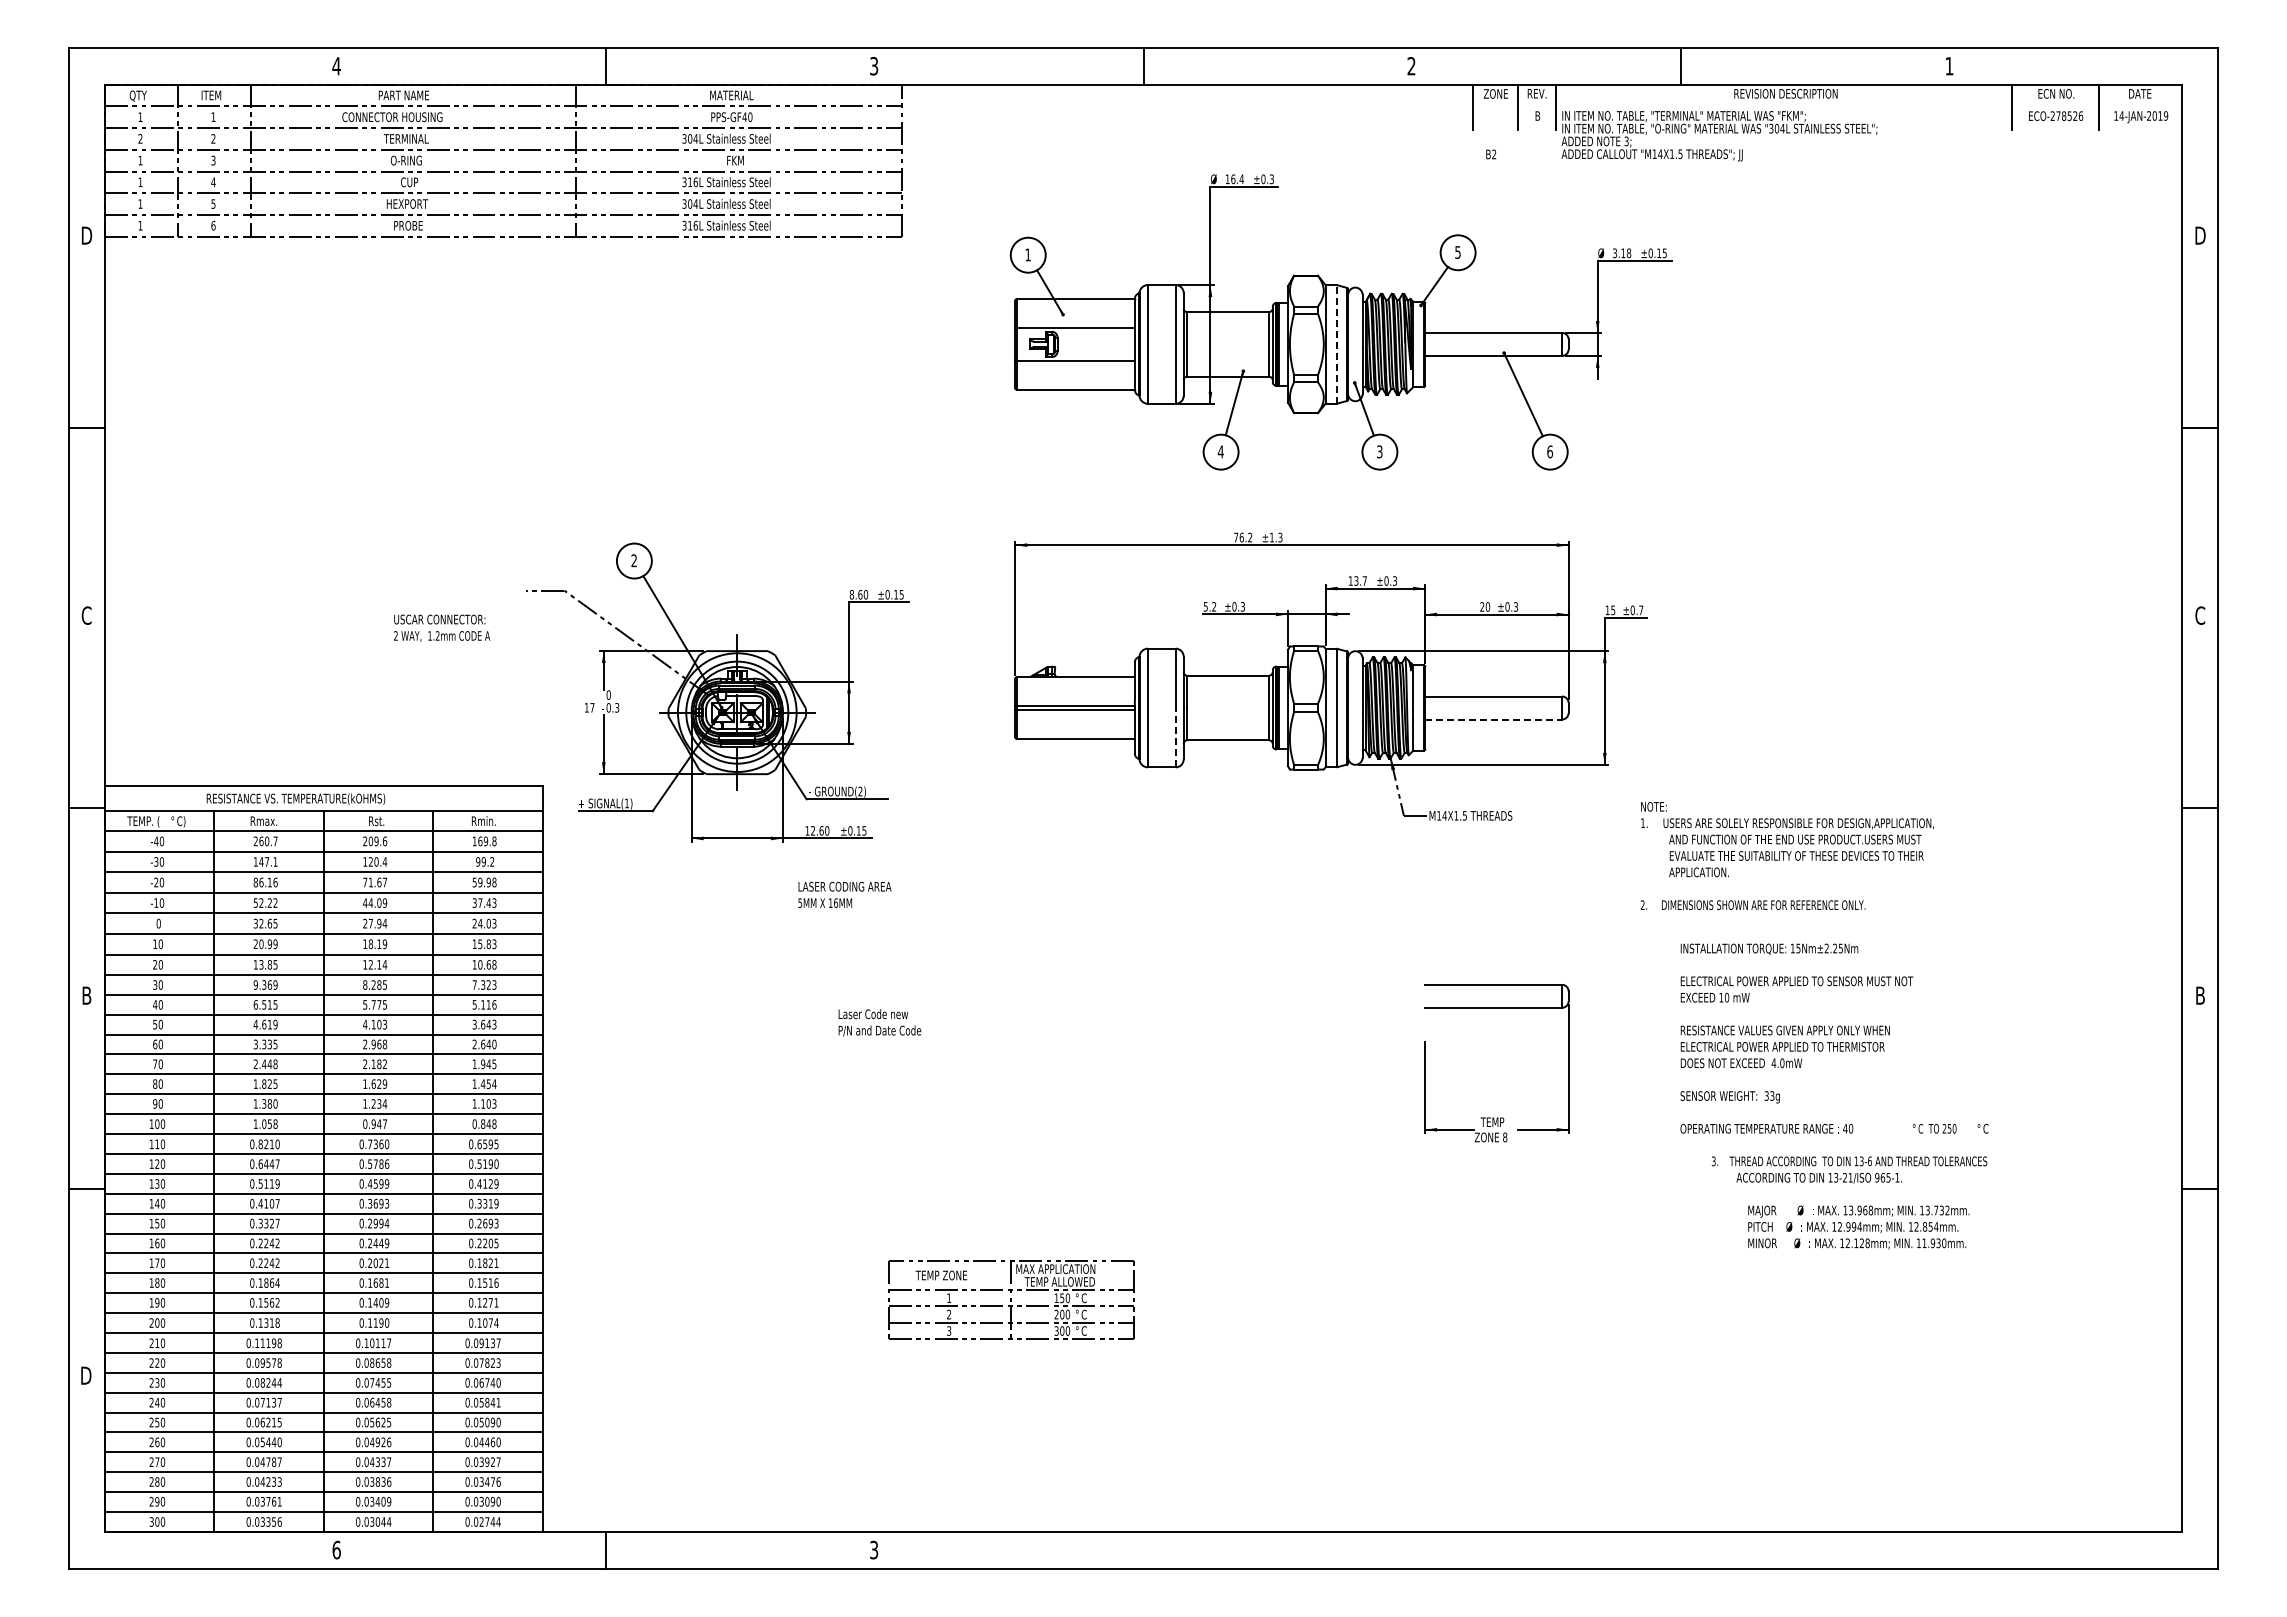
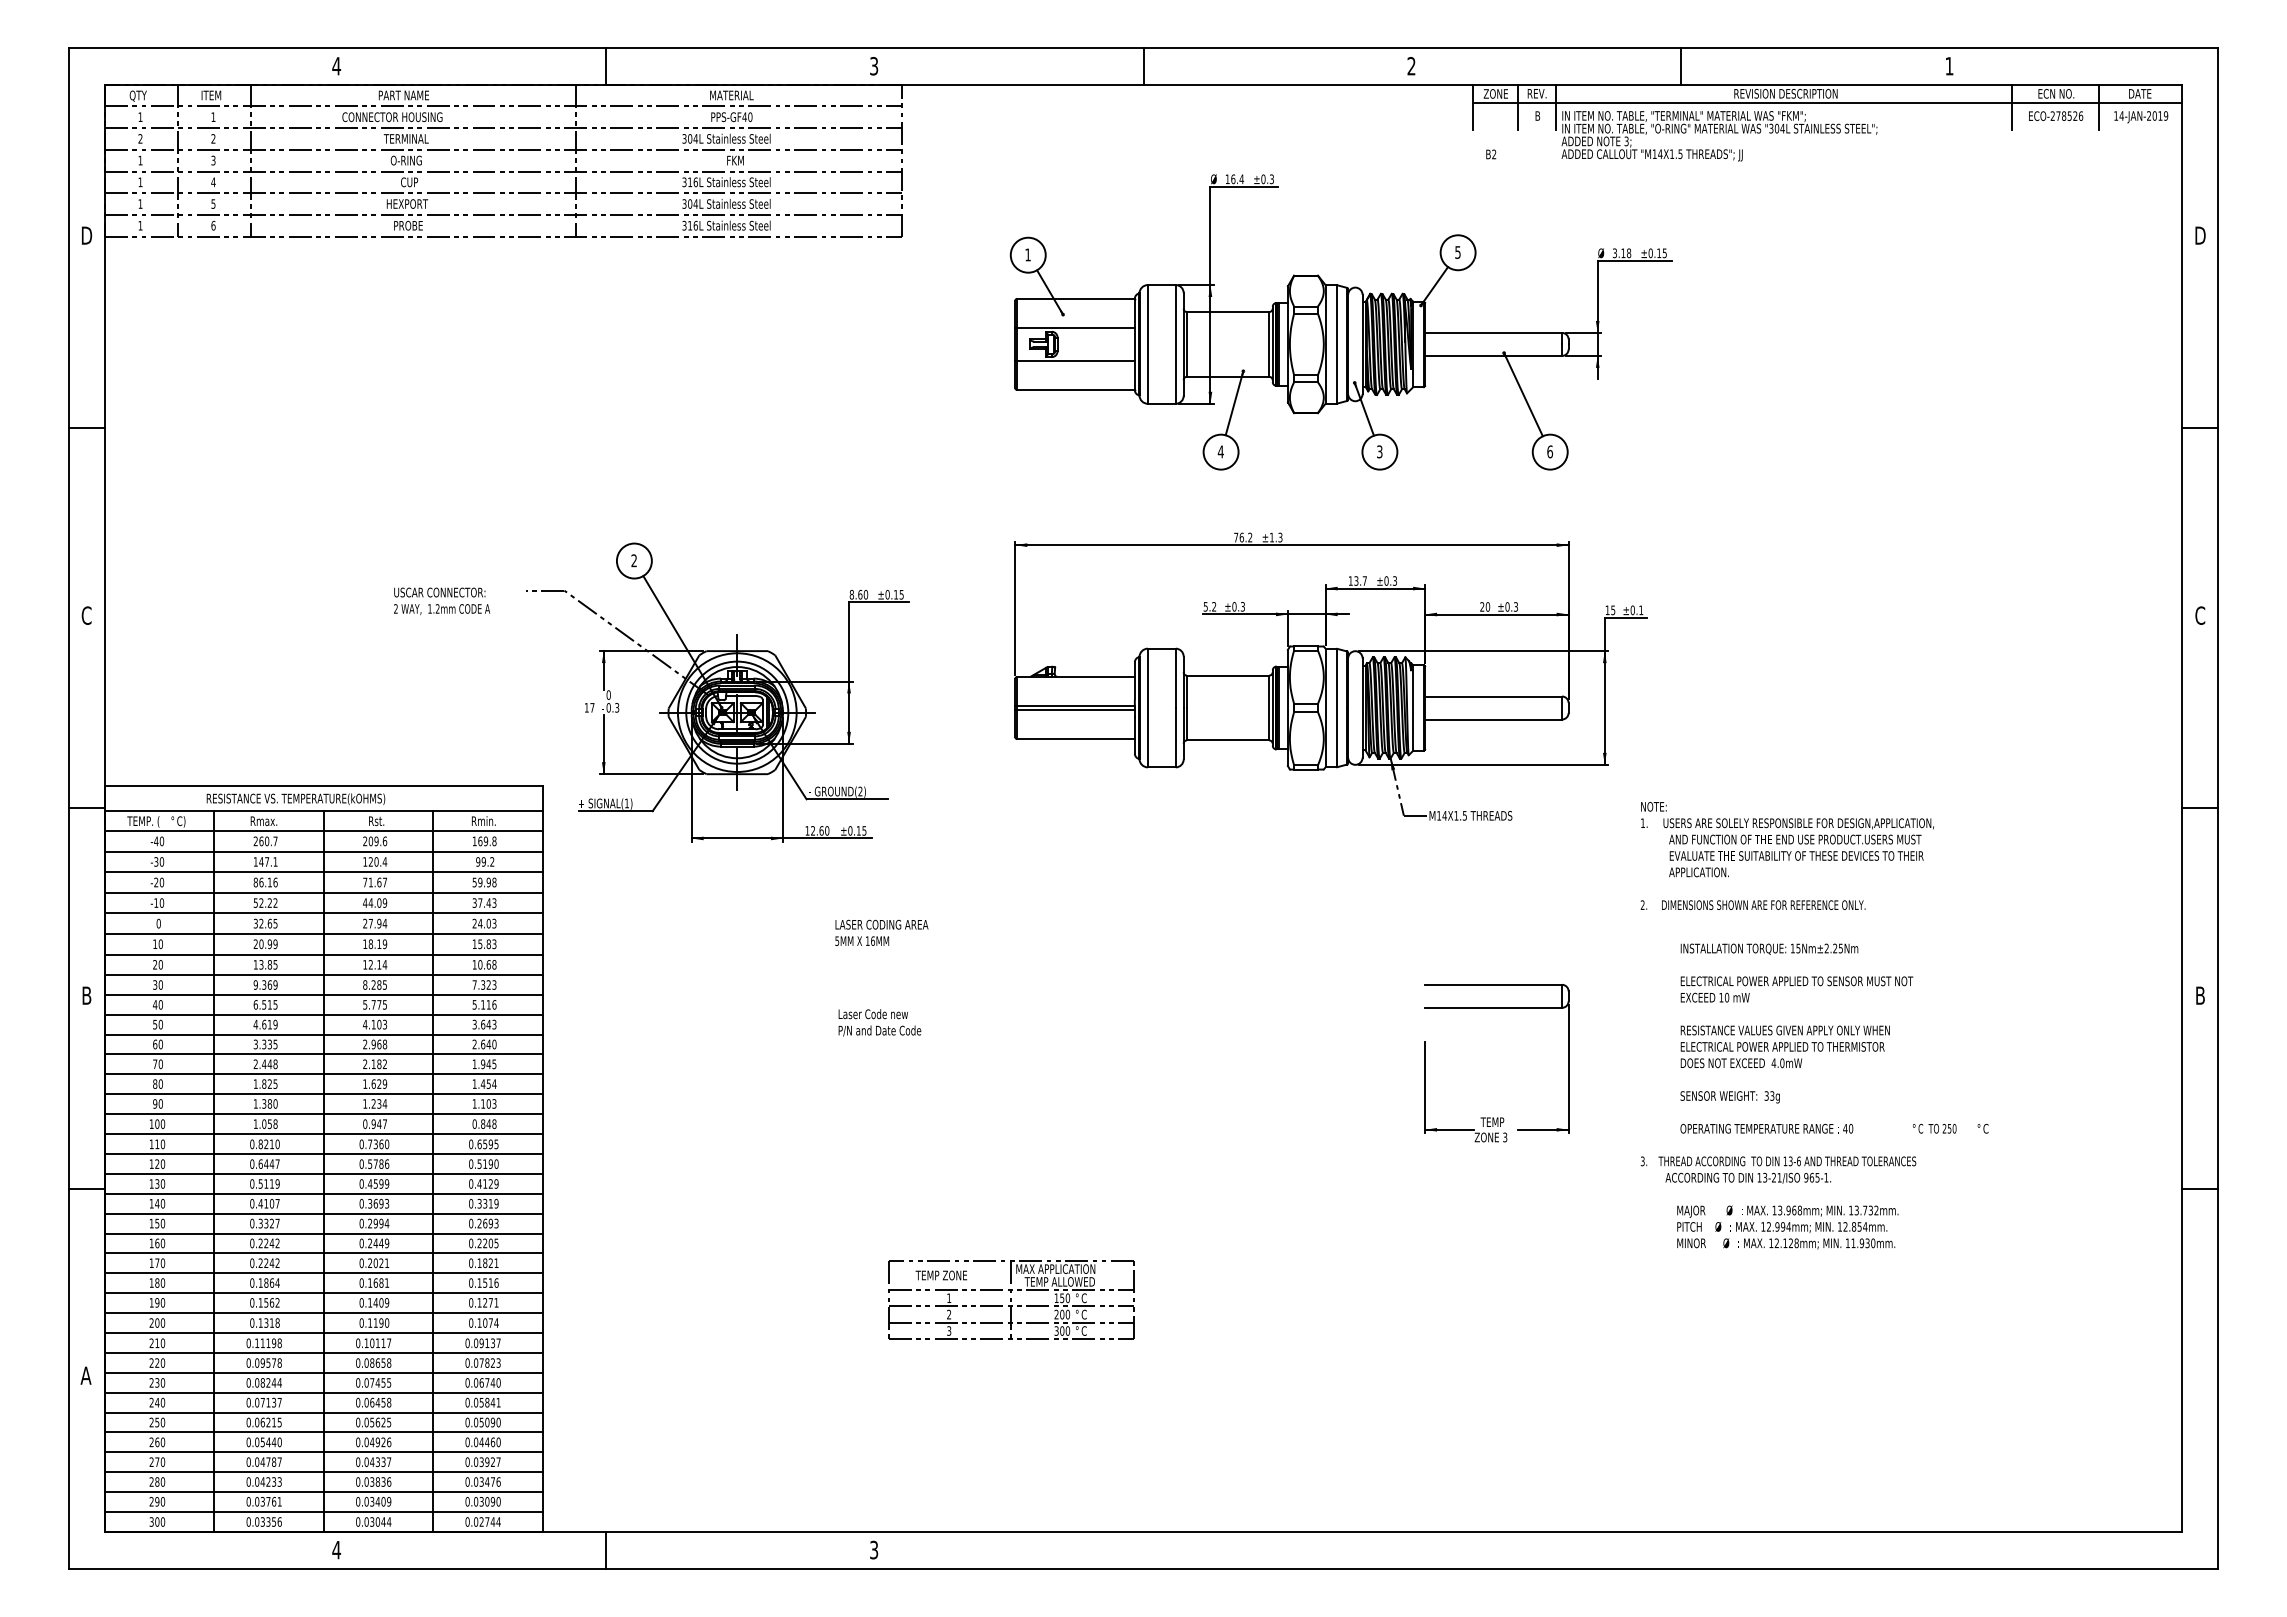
line: none -> present (1827, 103)
line: dashed -> solid (1337, 343)
text: ±0.7 -> ±0.1 (1641, 610)
text position: (442, 628) -> (442, 601) (442, 601)
line: dashed -> solid (1493, 719)
line: dashed -> solid (1175, 737)
text position: (844, 894) -> (881, 932) (881, 932)
text: 8 -> 3 (1505, 1137)
text position: (1849, 1202) -> (1778, 1202) (1778, 1202)
text: D -> A (85, 1375)
text: 6 -> 4 (336, 1549)
